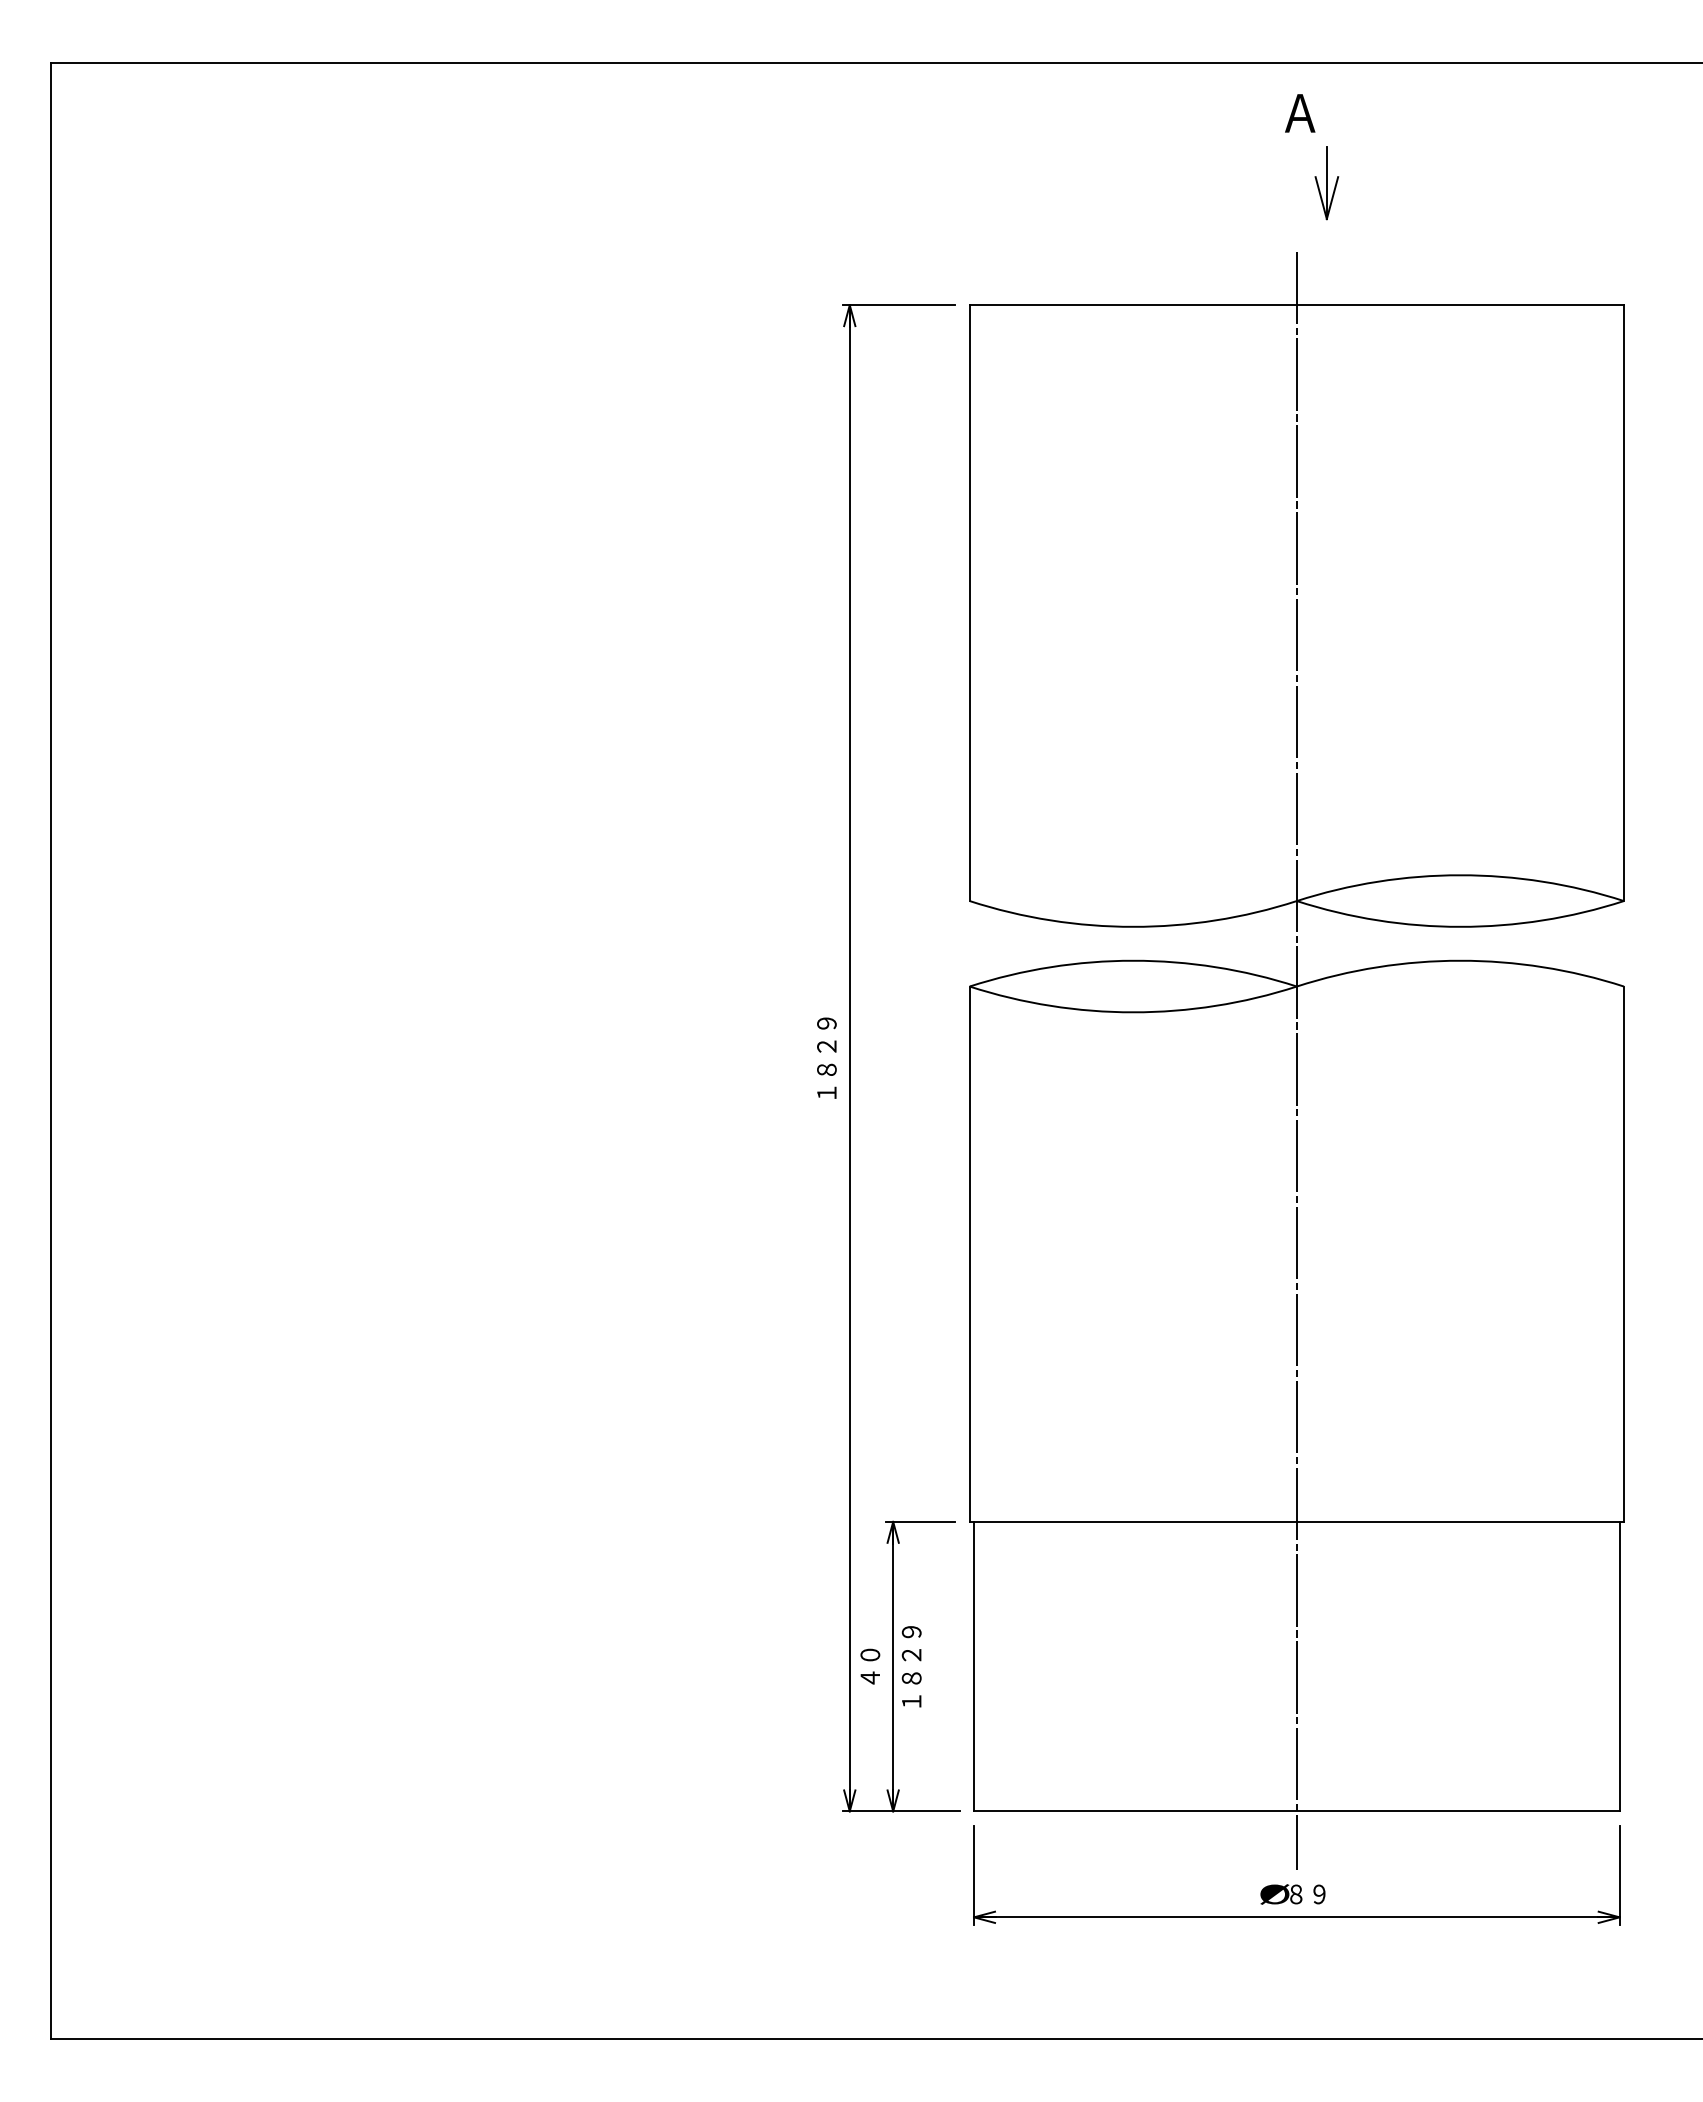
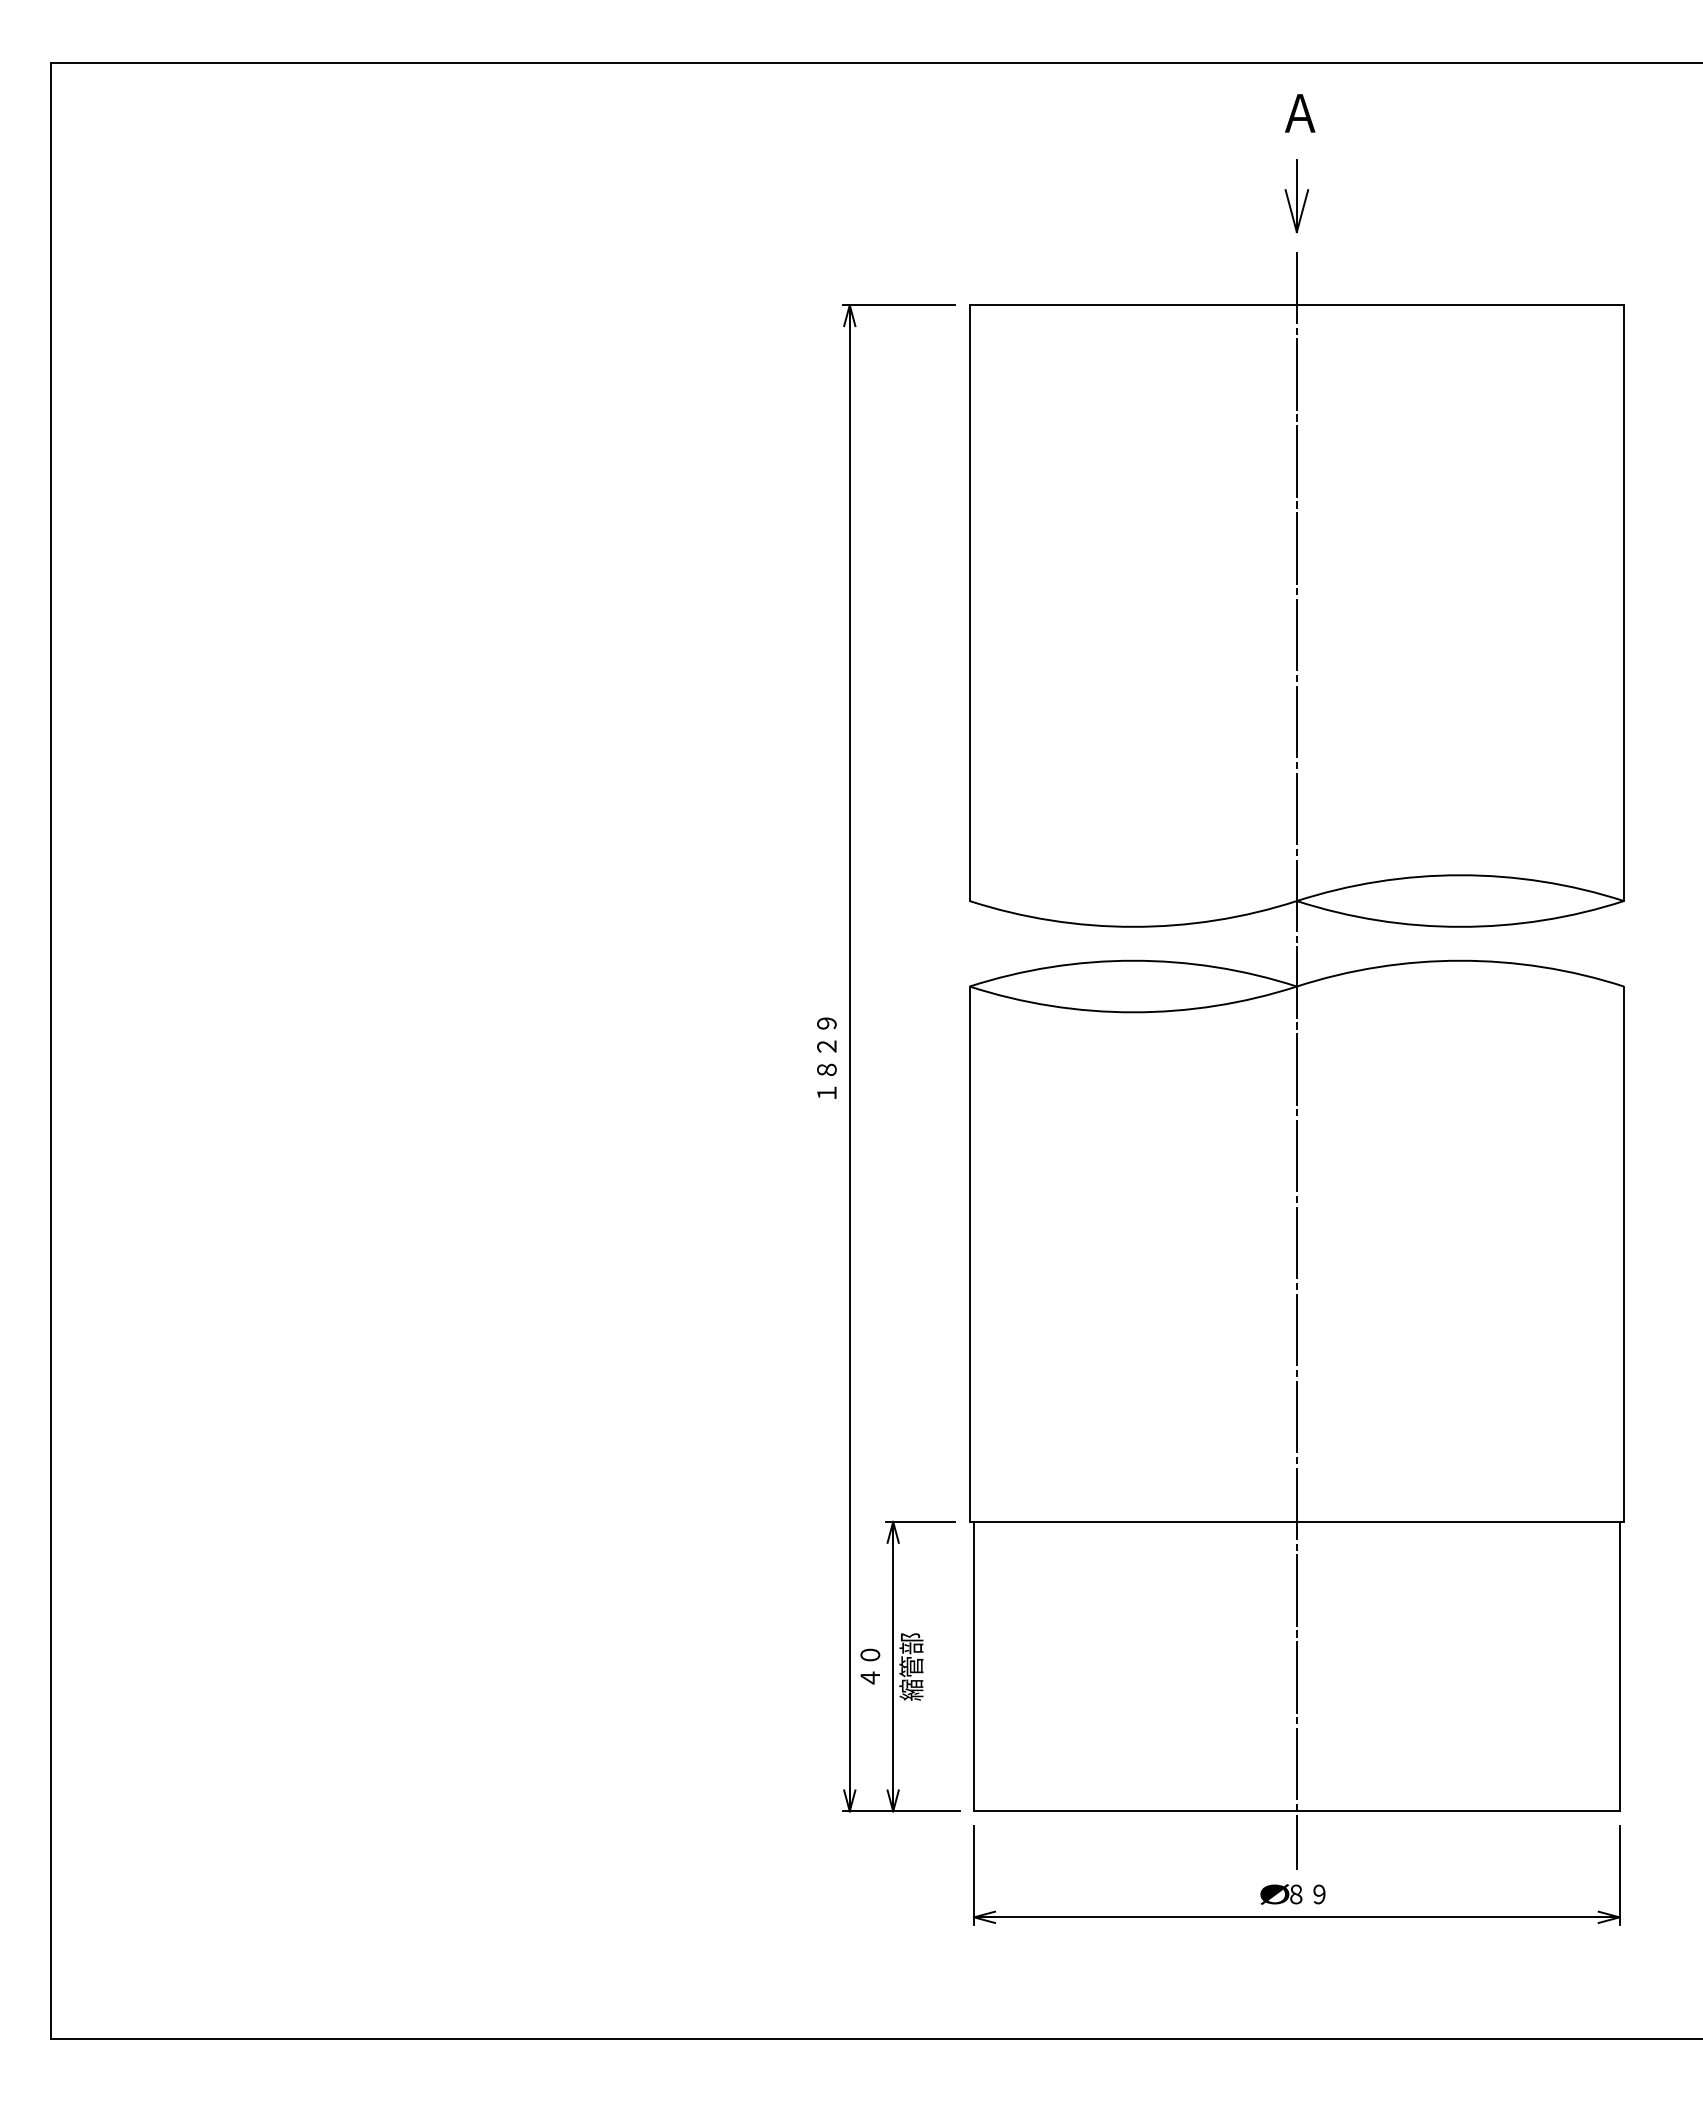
part position: (1326, 183) -> (1296, 196) (1296, 196)
text: １８２９ -> 縮管部 (911, 1666)
